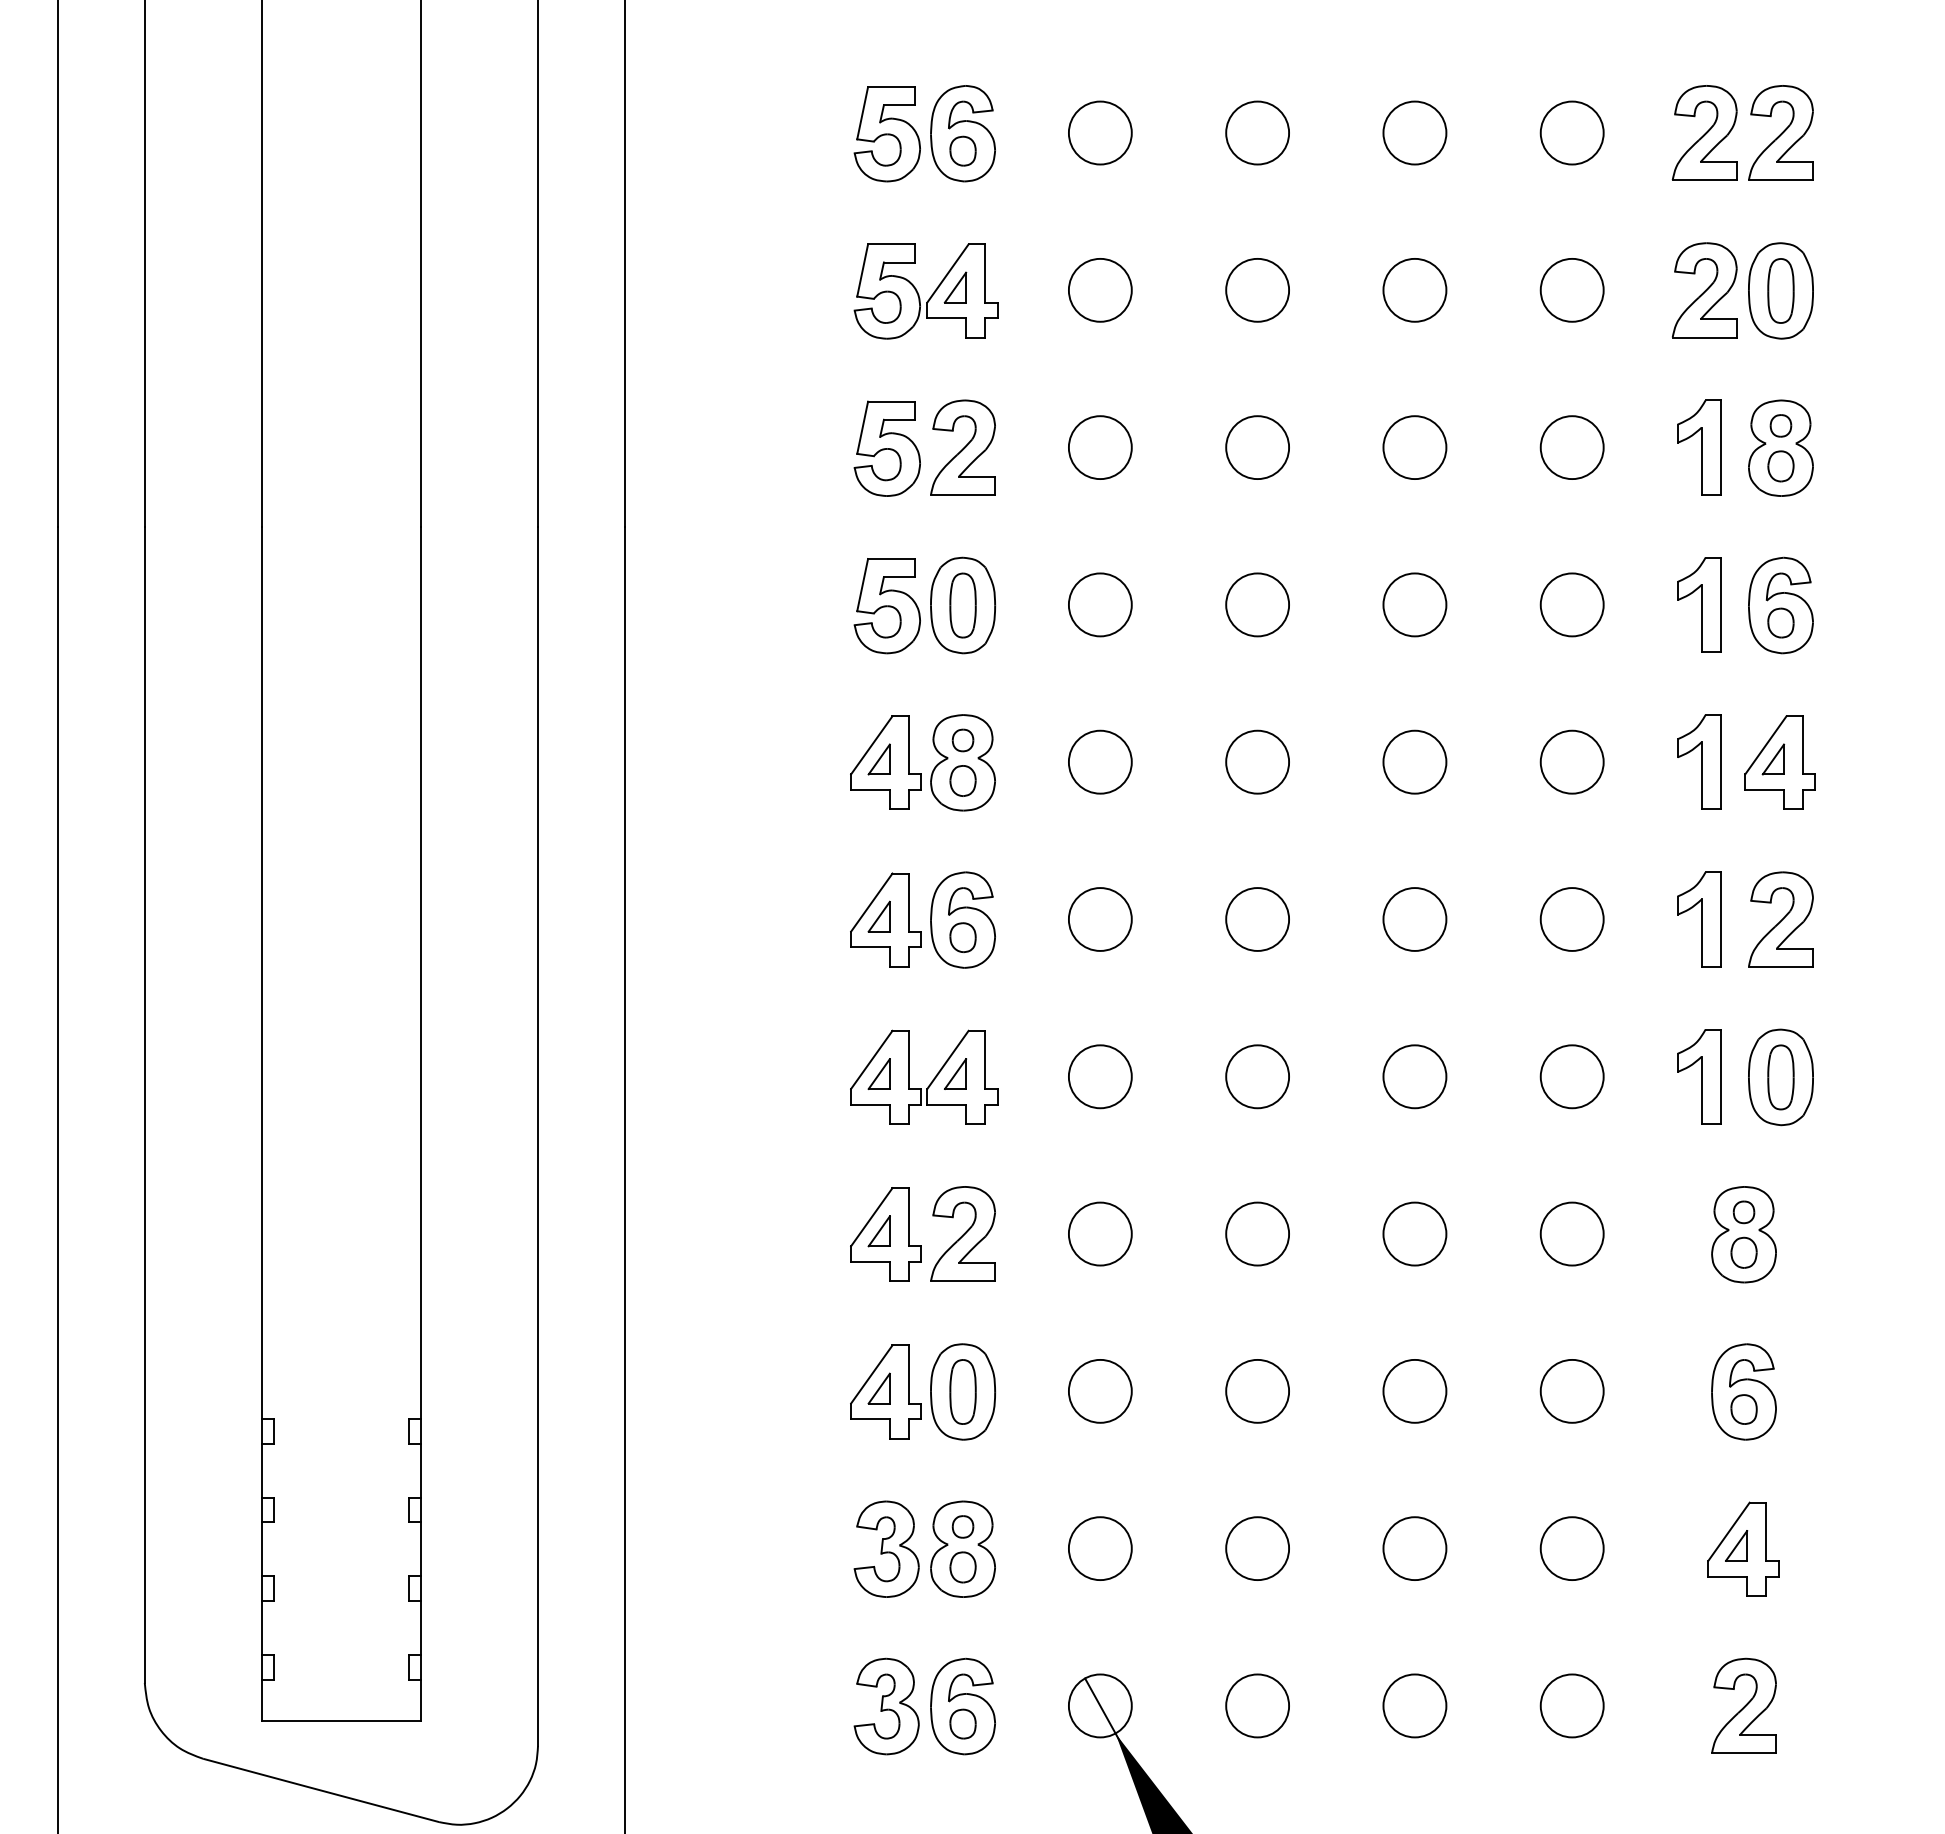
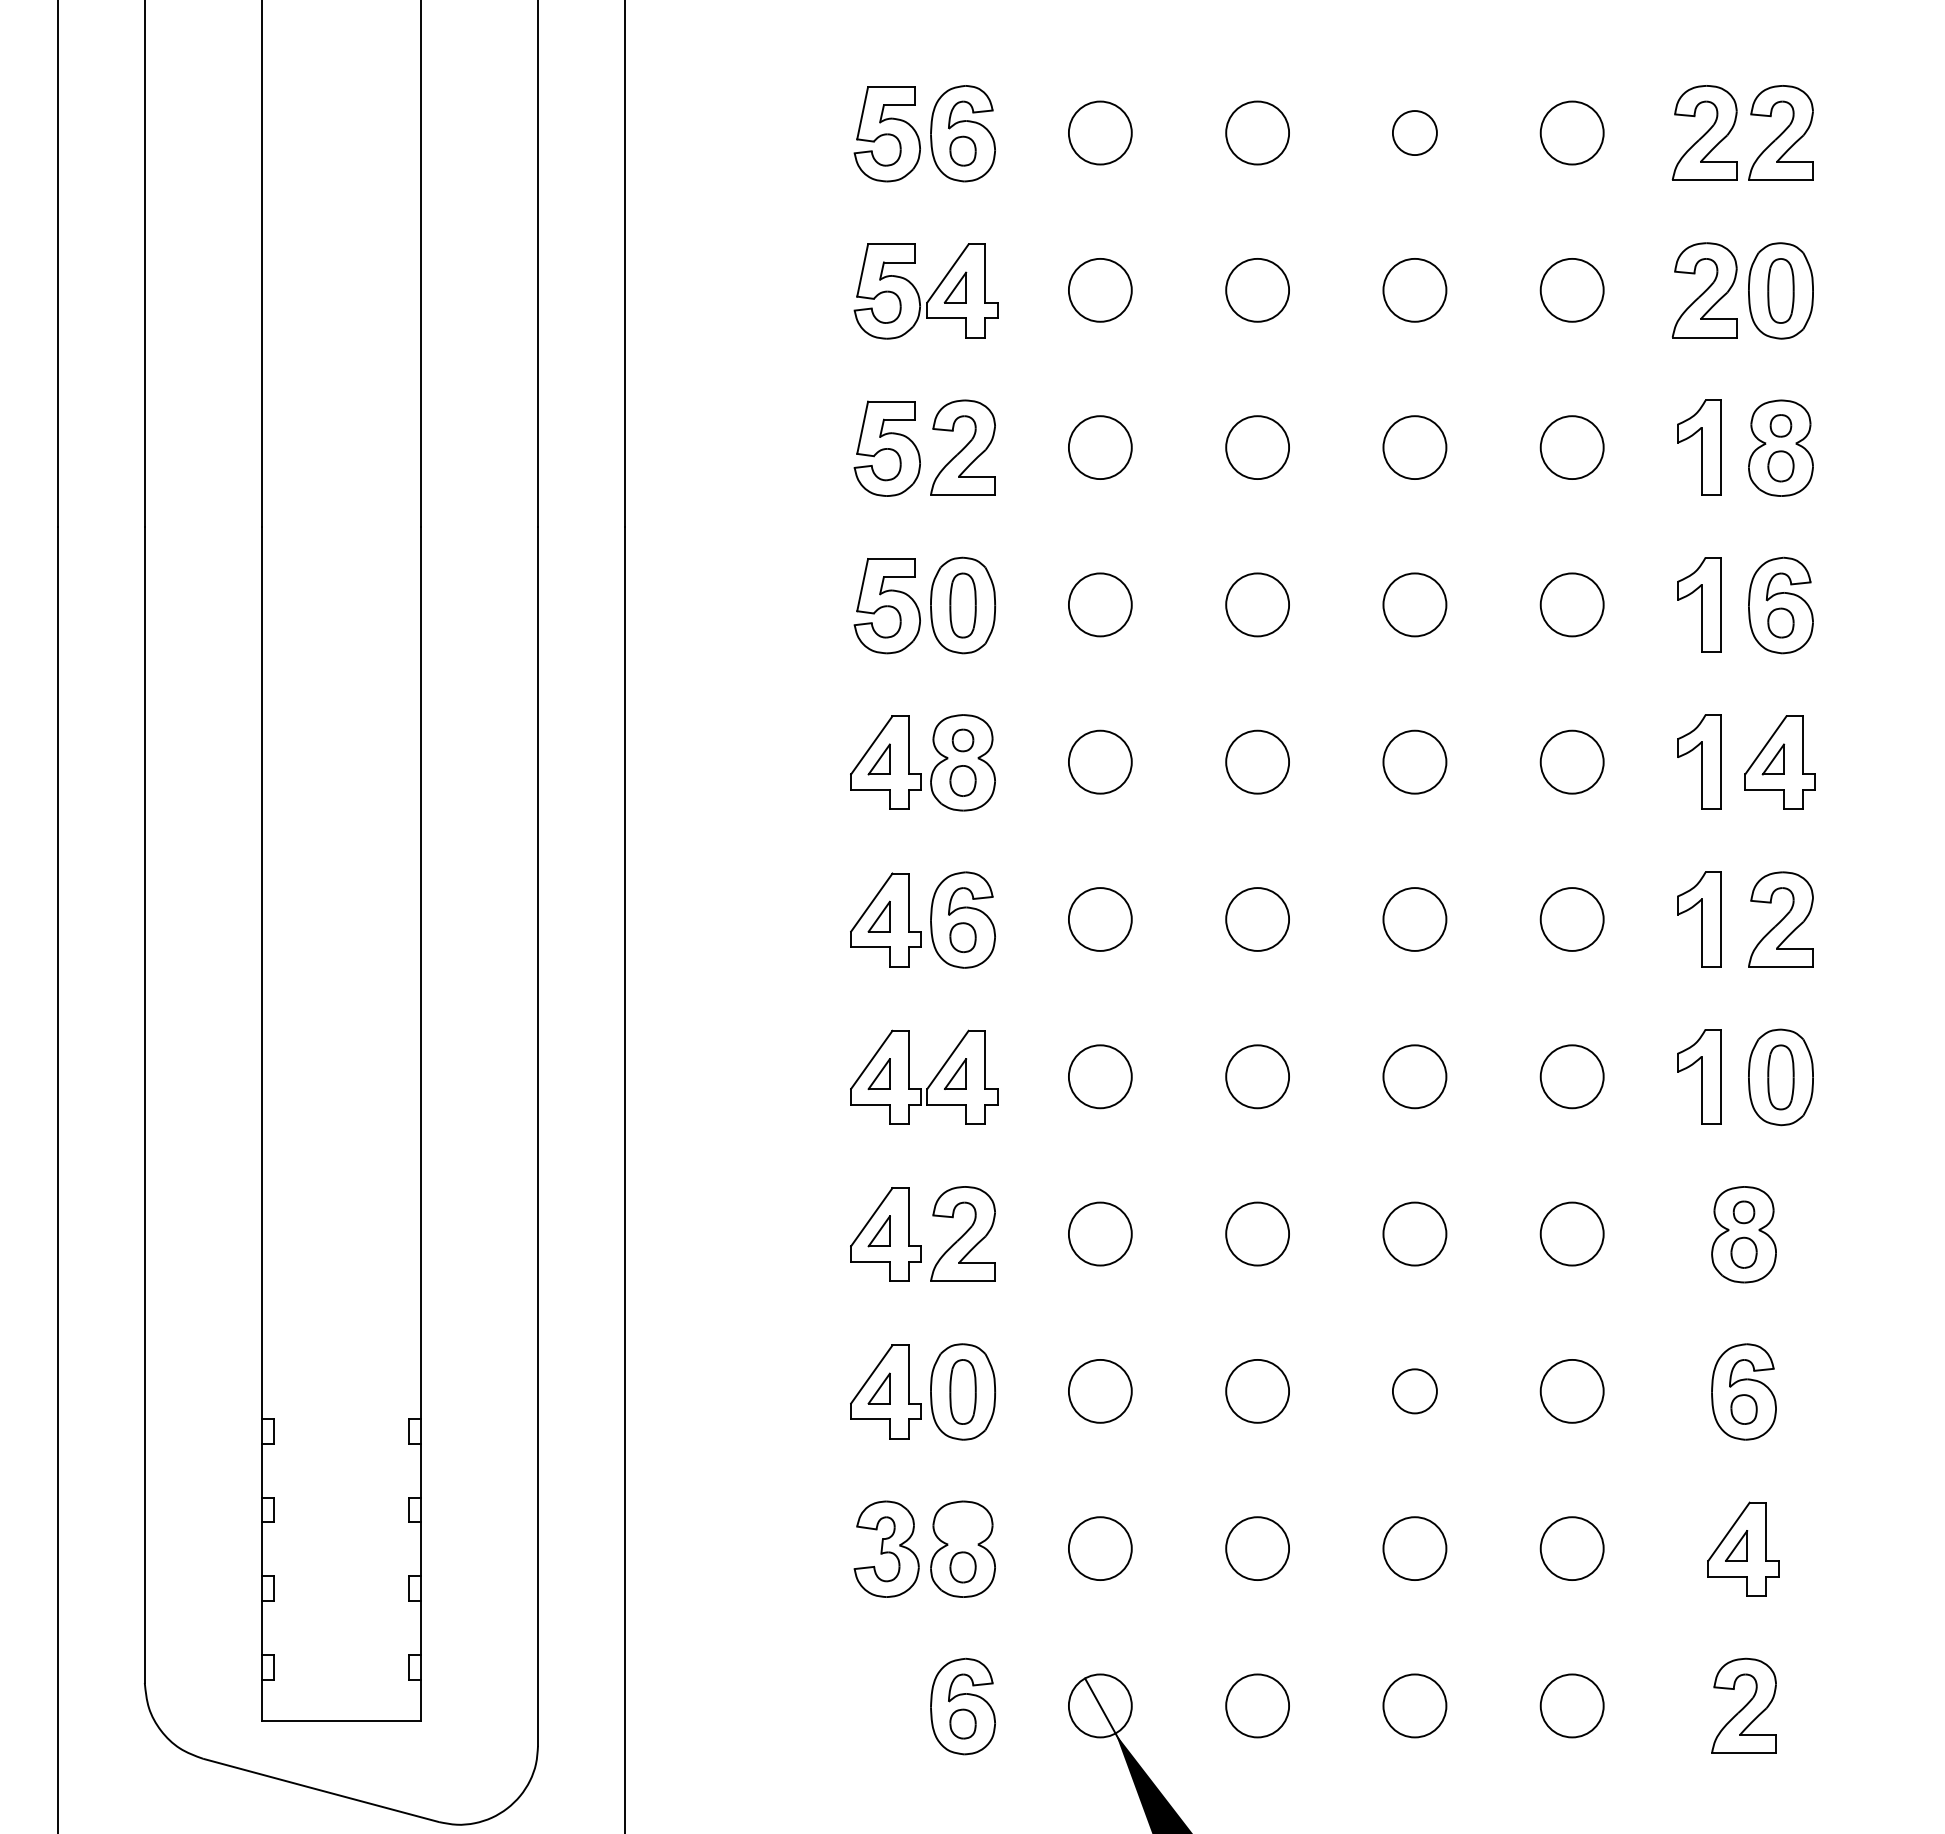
circle diameter: 63 px -> 44 px (1414, 133)
circle diameter: 63 px -> 44 px (1414, 1391)
part: present -> none (962, 1526)
part: present -> none (886, 1706)
